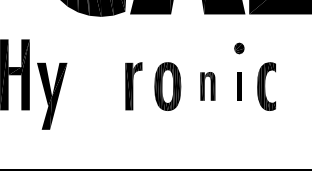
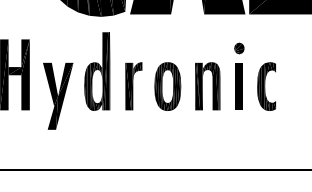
part: none -> present (97, 71)
part size: 16x29 px -> 26x49 px (207, 86)
part size: 5x29 px -> 8x47 px (238, 86)
part position: (52, 95) -> (58, 95) (58, 95)
